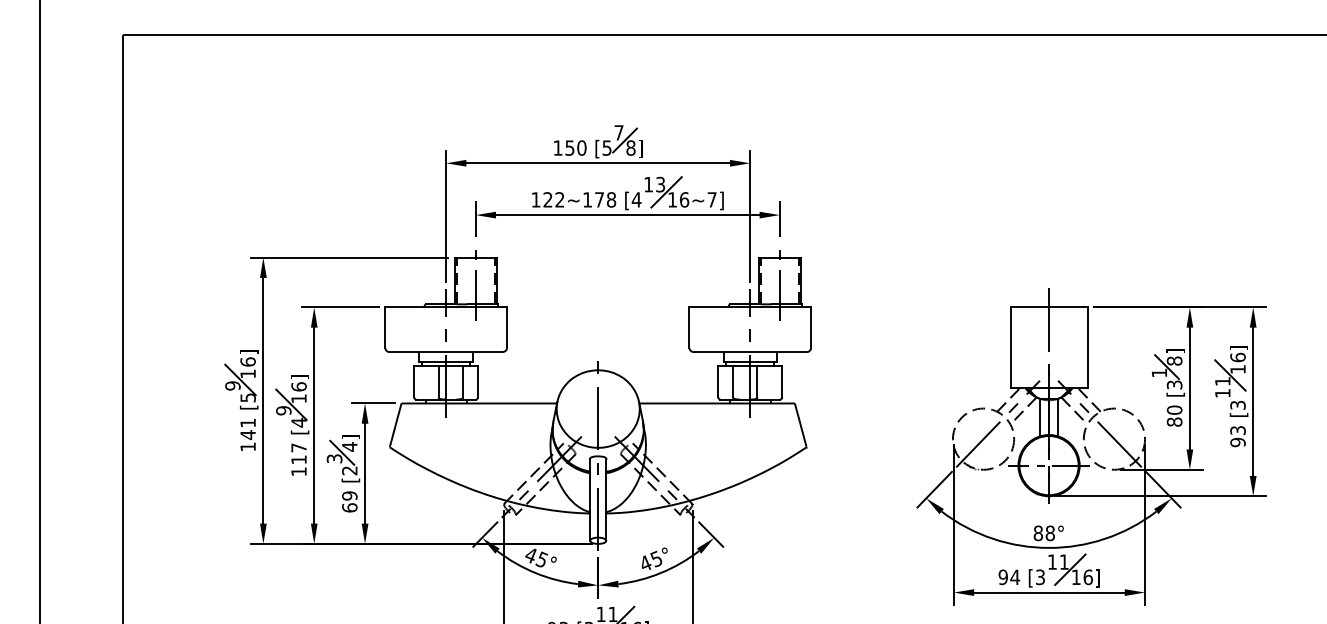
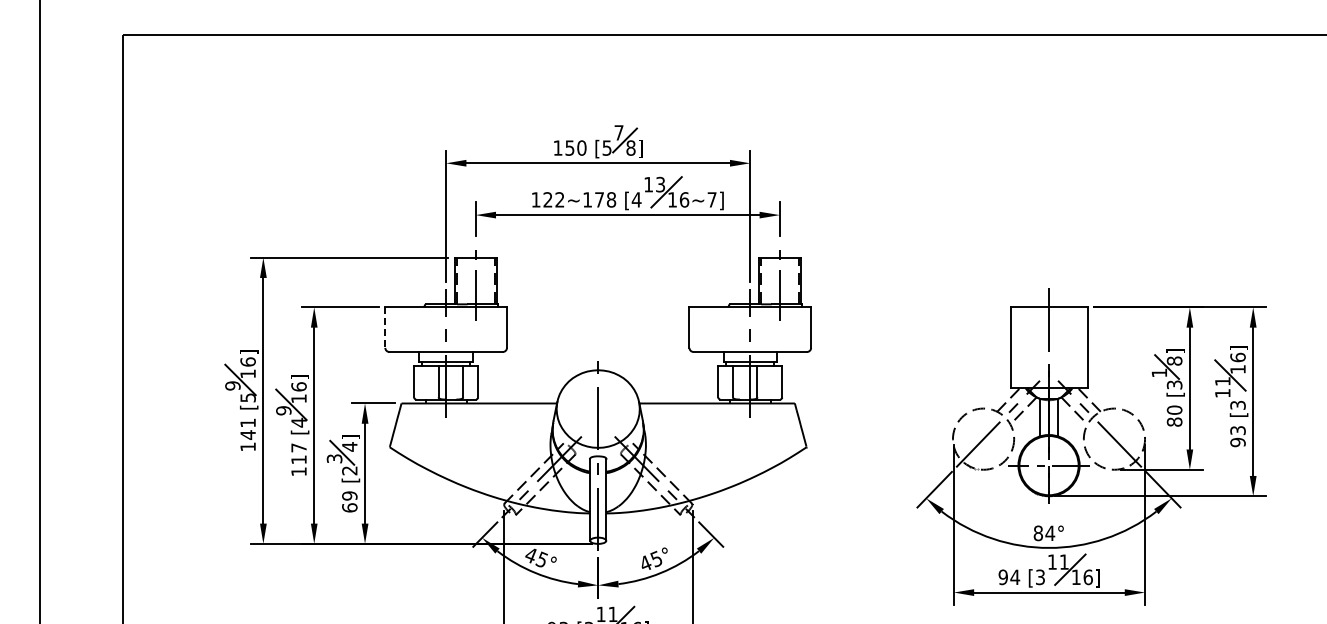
line: solid -> dashed (385, 328)
text: 88° -> 84° (1050, 533)
